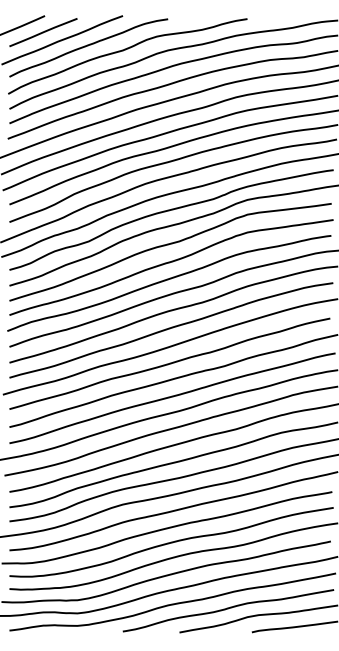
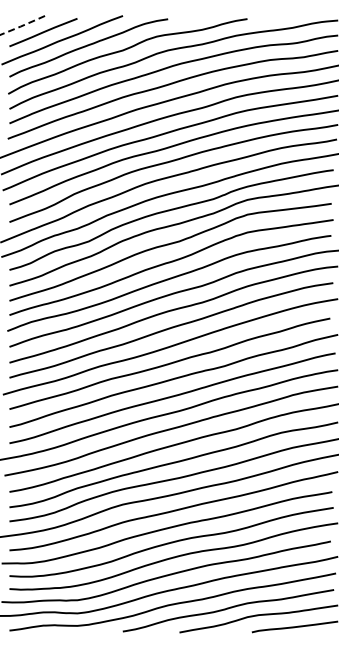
line: solid -> dashed (22, 25)
